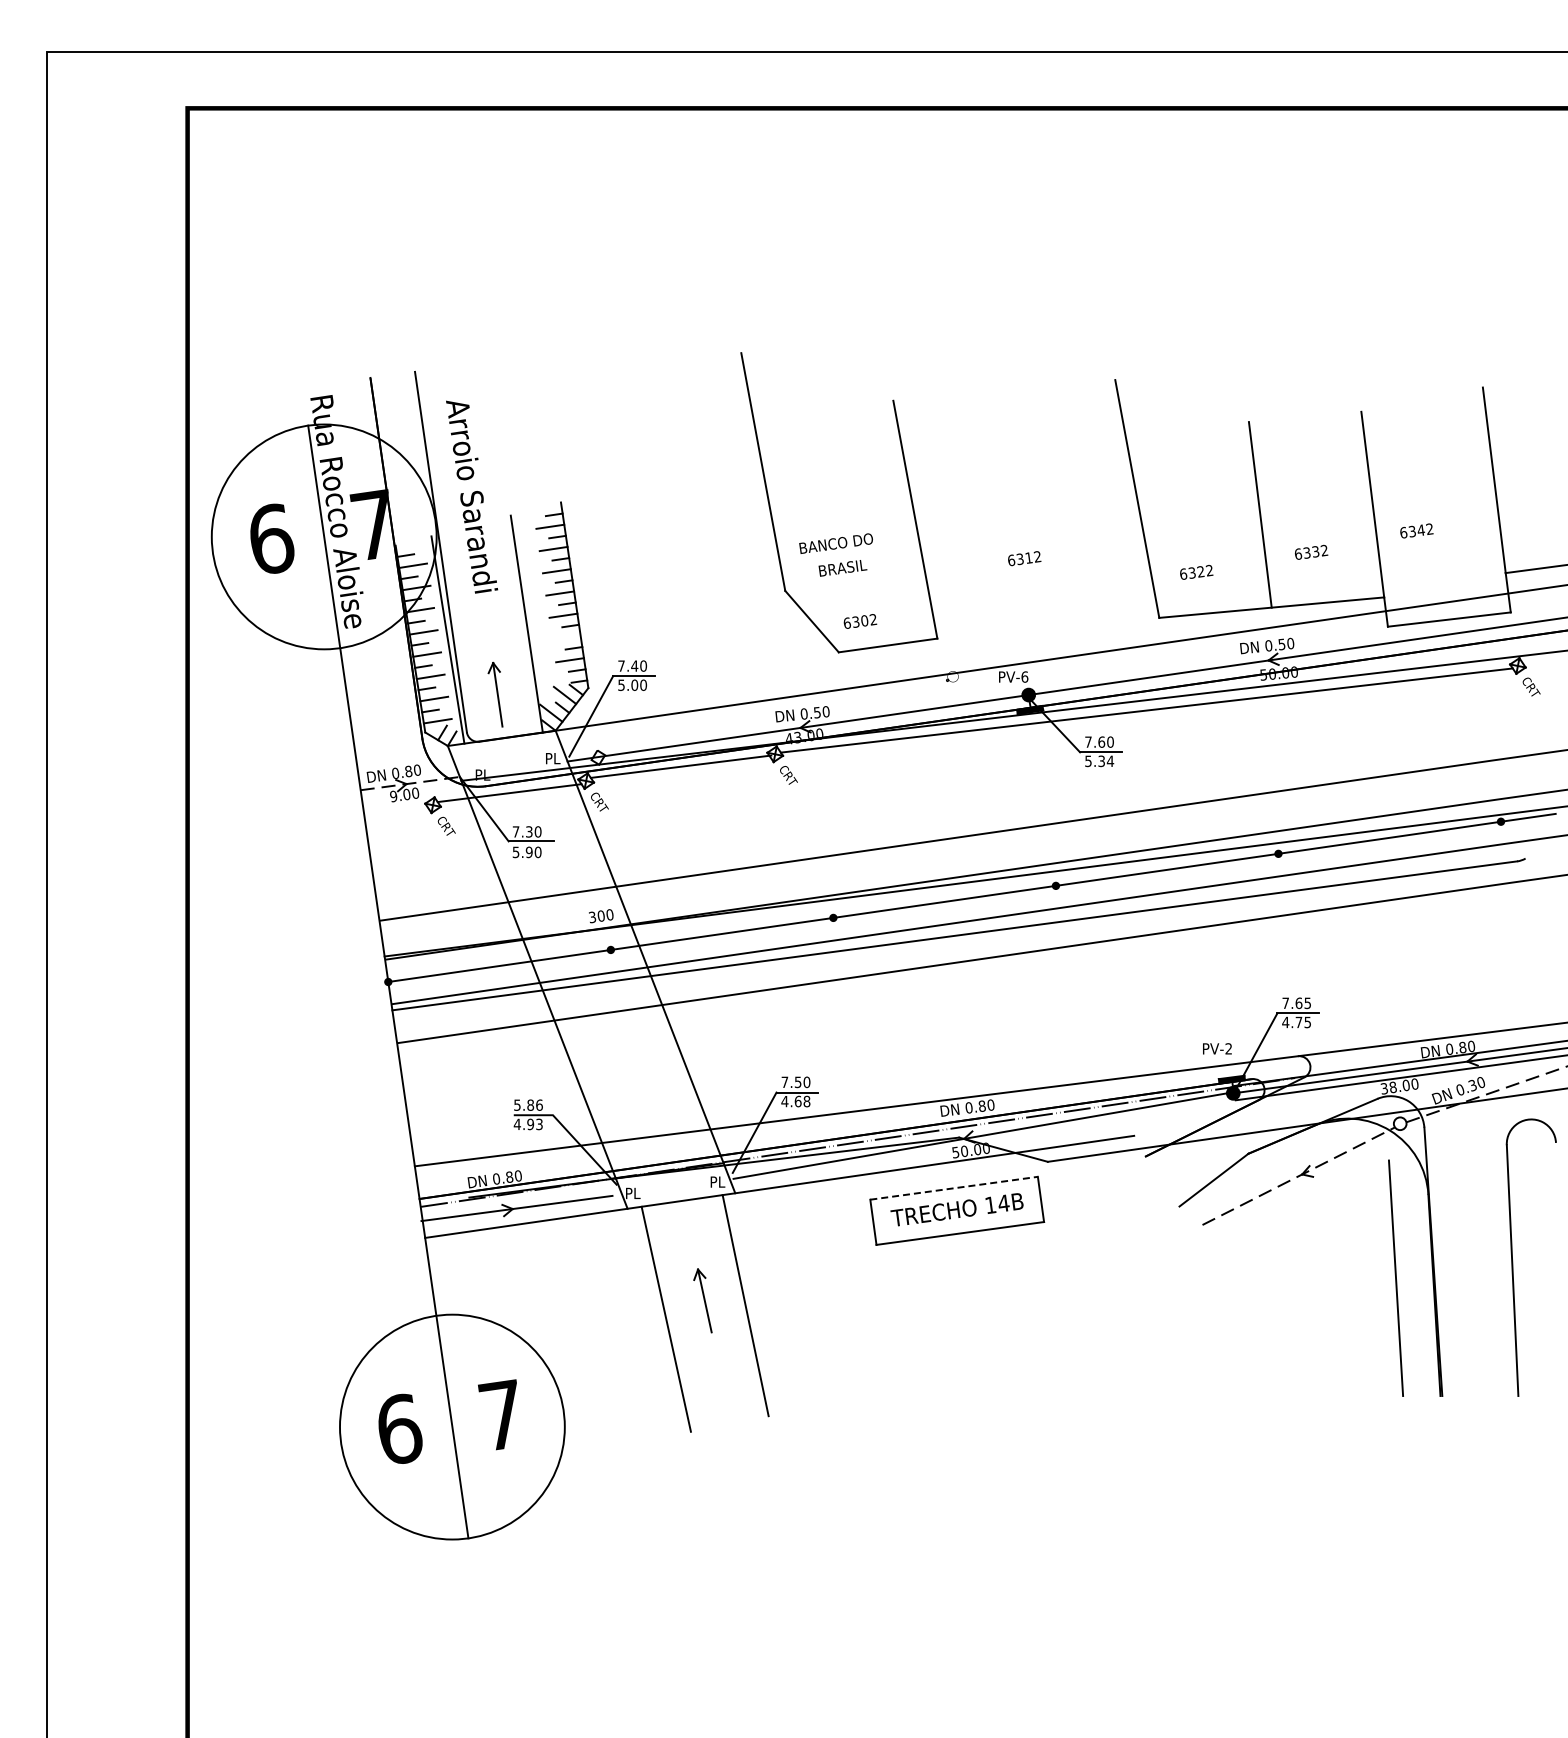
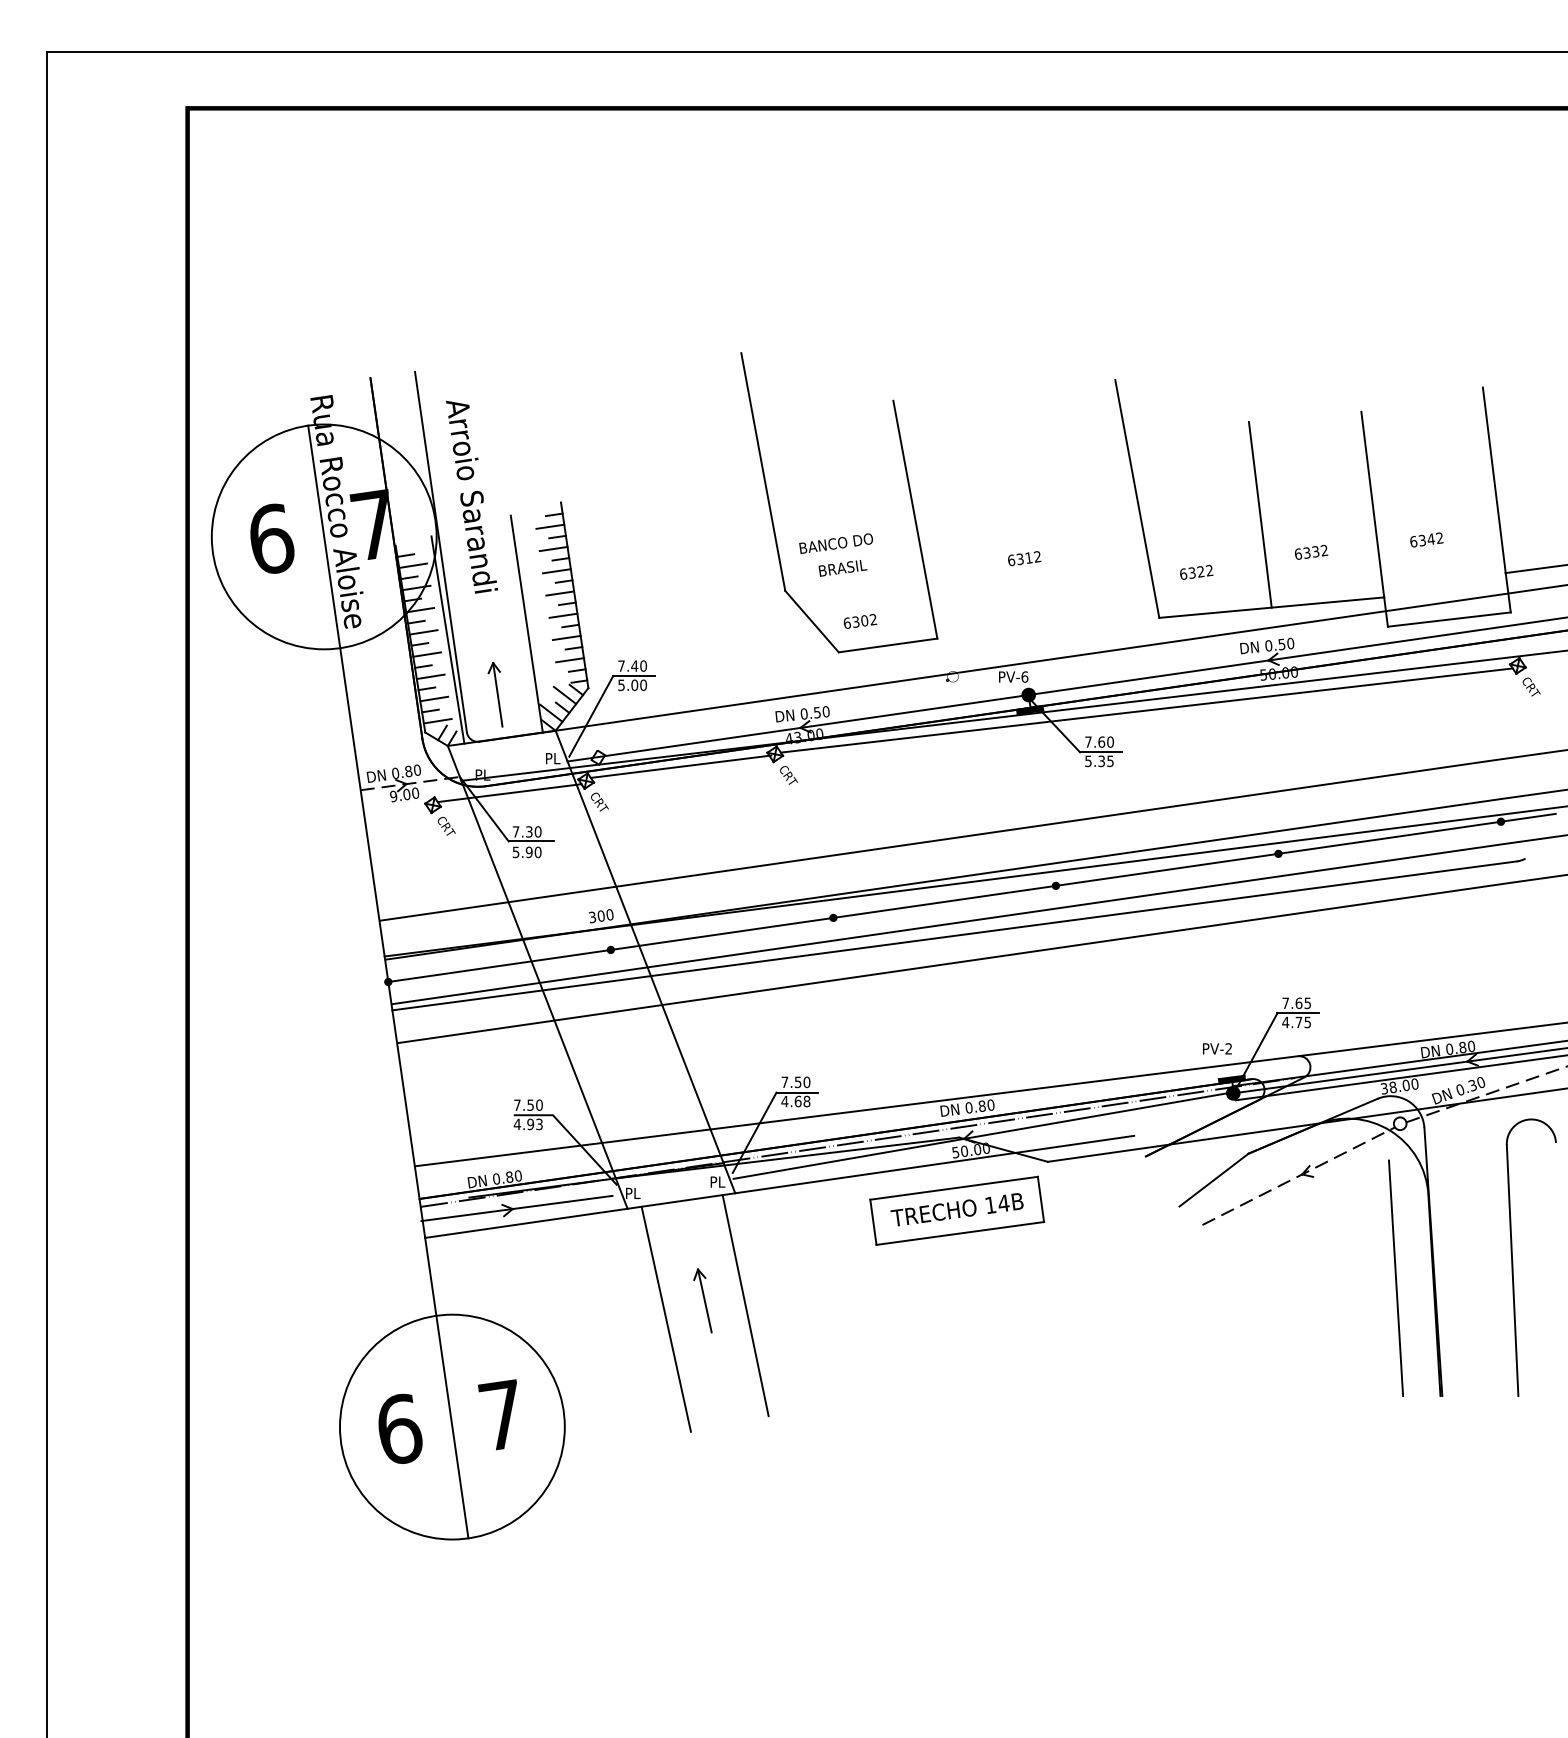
text position: (1416, 530) -> (1426, 539) (1426, 539)
line: none -> present (566, 637)
text: 5.34 -> 5.35 (1110, 761)
text: 5.86 -> 7.50 (528, 1104)
line: dashed -> solid (954, 1188)
